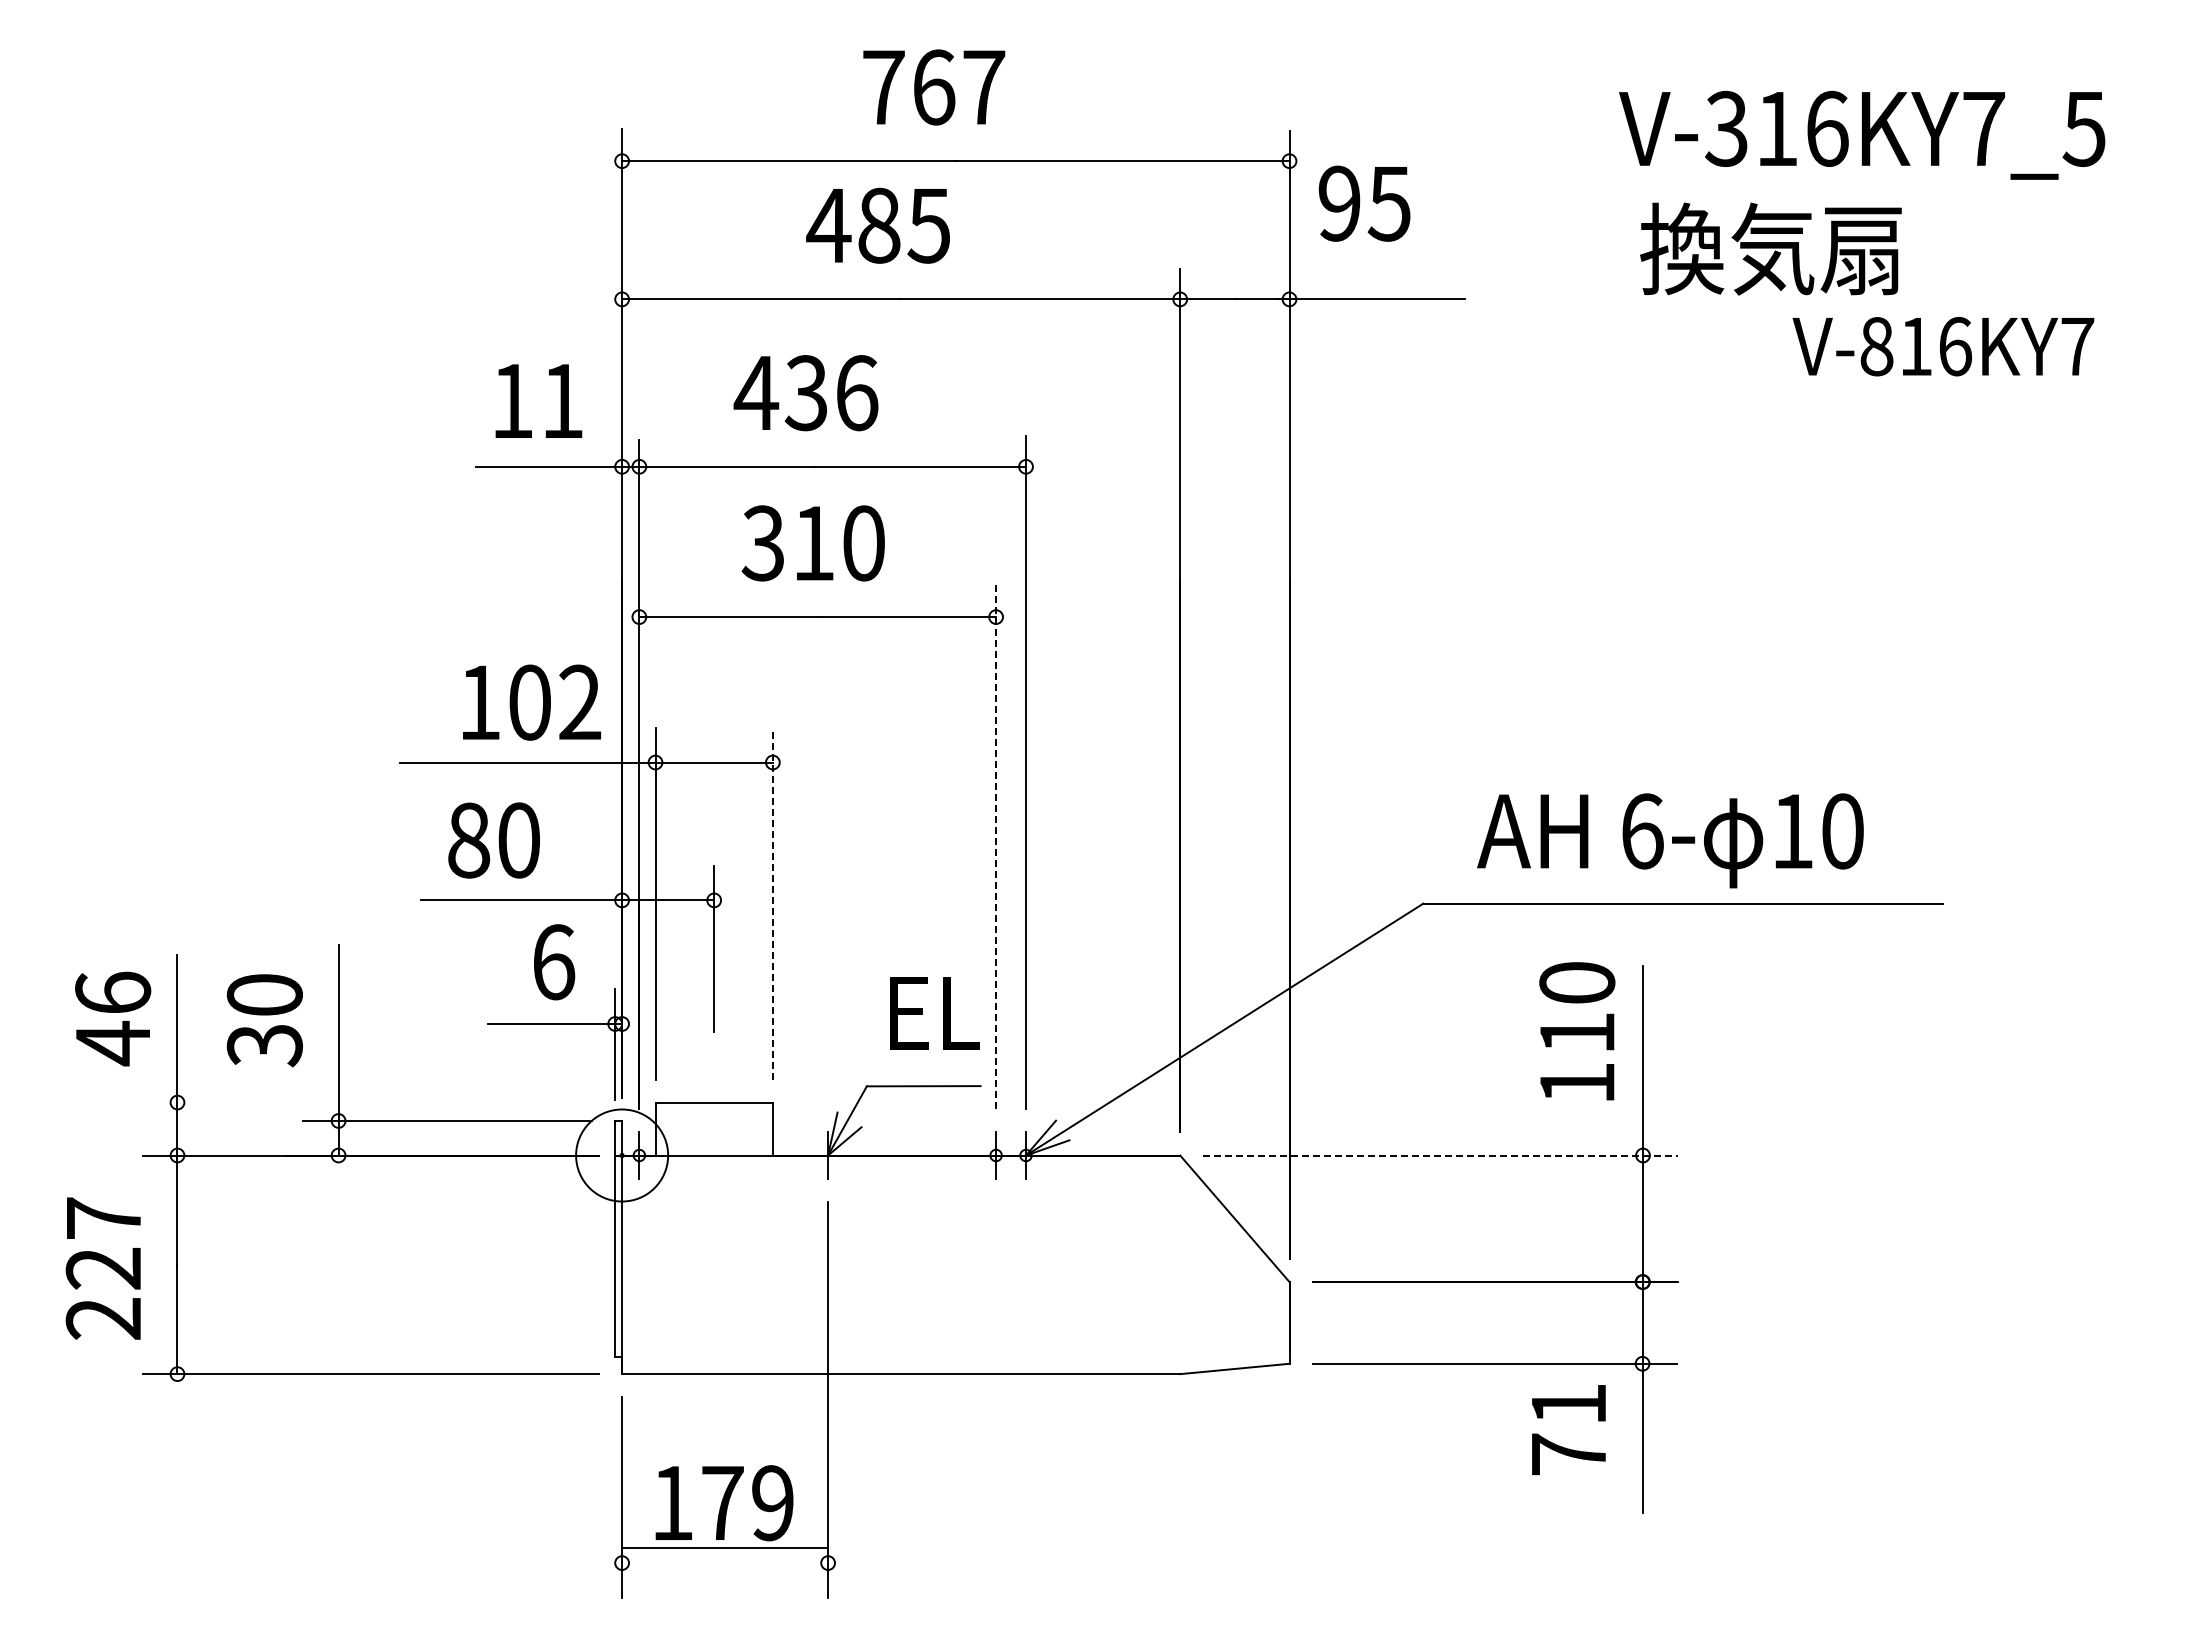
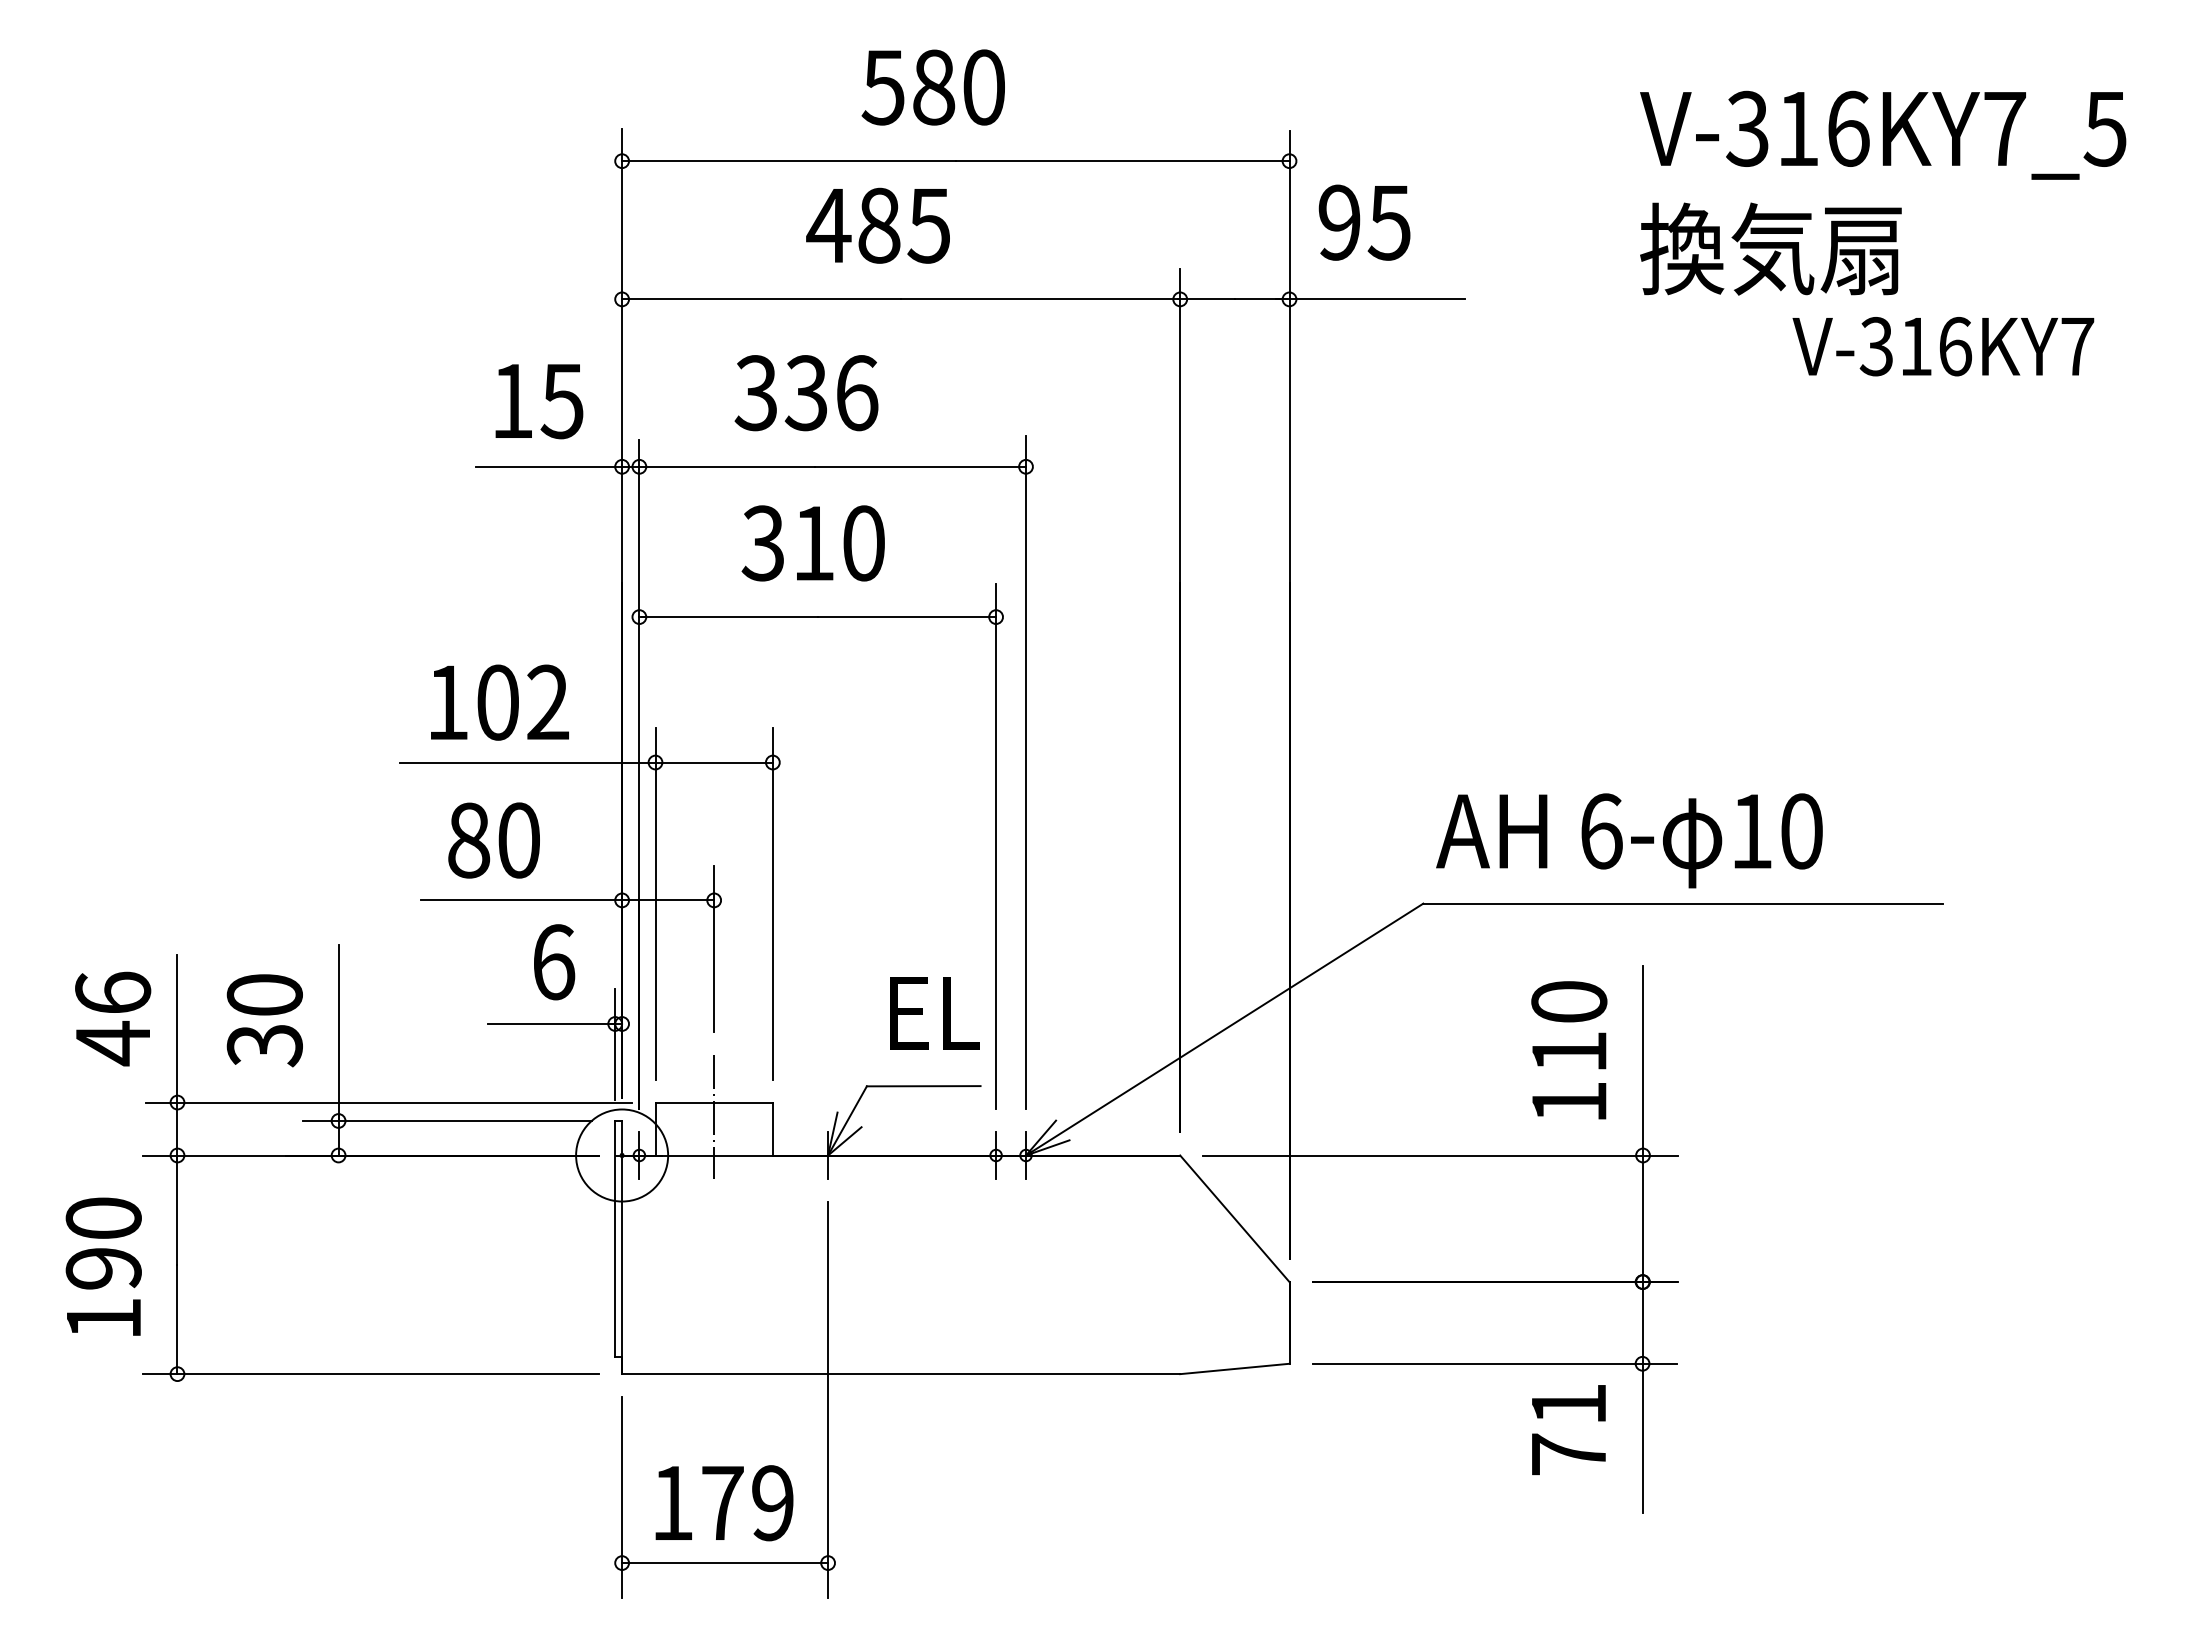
text: 767 -> 580 (933, 87)
text position: (1862, 134) -> (1883, 134) (1883, 134)
text position: (1364, 203) -> (1364, 222) (1364, 222)
text: V-816KY7 -> V-316KY7 (1876, 346)
text: 436 -> 336 (756, 393)
text: 11 -> 15 (561, 401)
text position: (531, 702) -> (499, 702) (499, 702)
text position: (1670, 840) -> (1629, 840) (1629, 840)
line: dashed -> solid (996, 846)
line: dashed -> solid (772, 903)
text position: (1577, 1031) -> (1569, 1050) (1569, 1050)
line: none -> present (388, 1102)
line: none -> present (714, 1116)
line: dashed -> solid (1440, 1155)
text: 227 -> 190 (103, 1268)
line position: (725, 1548) -> (725, 1563) (725, 1563)
